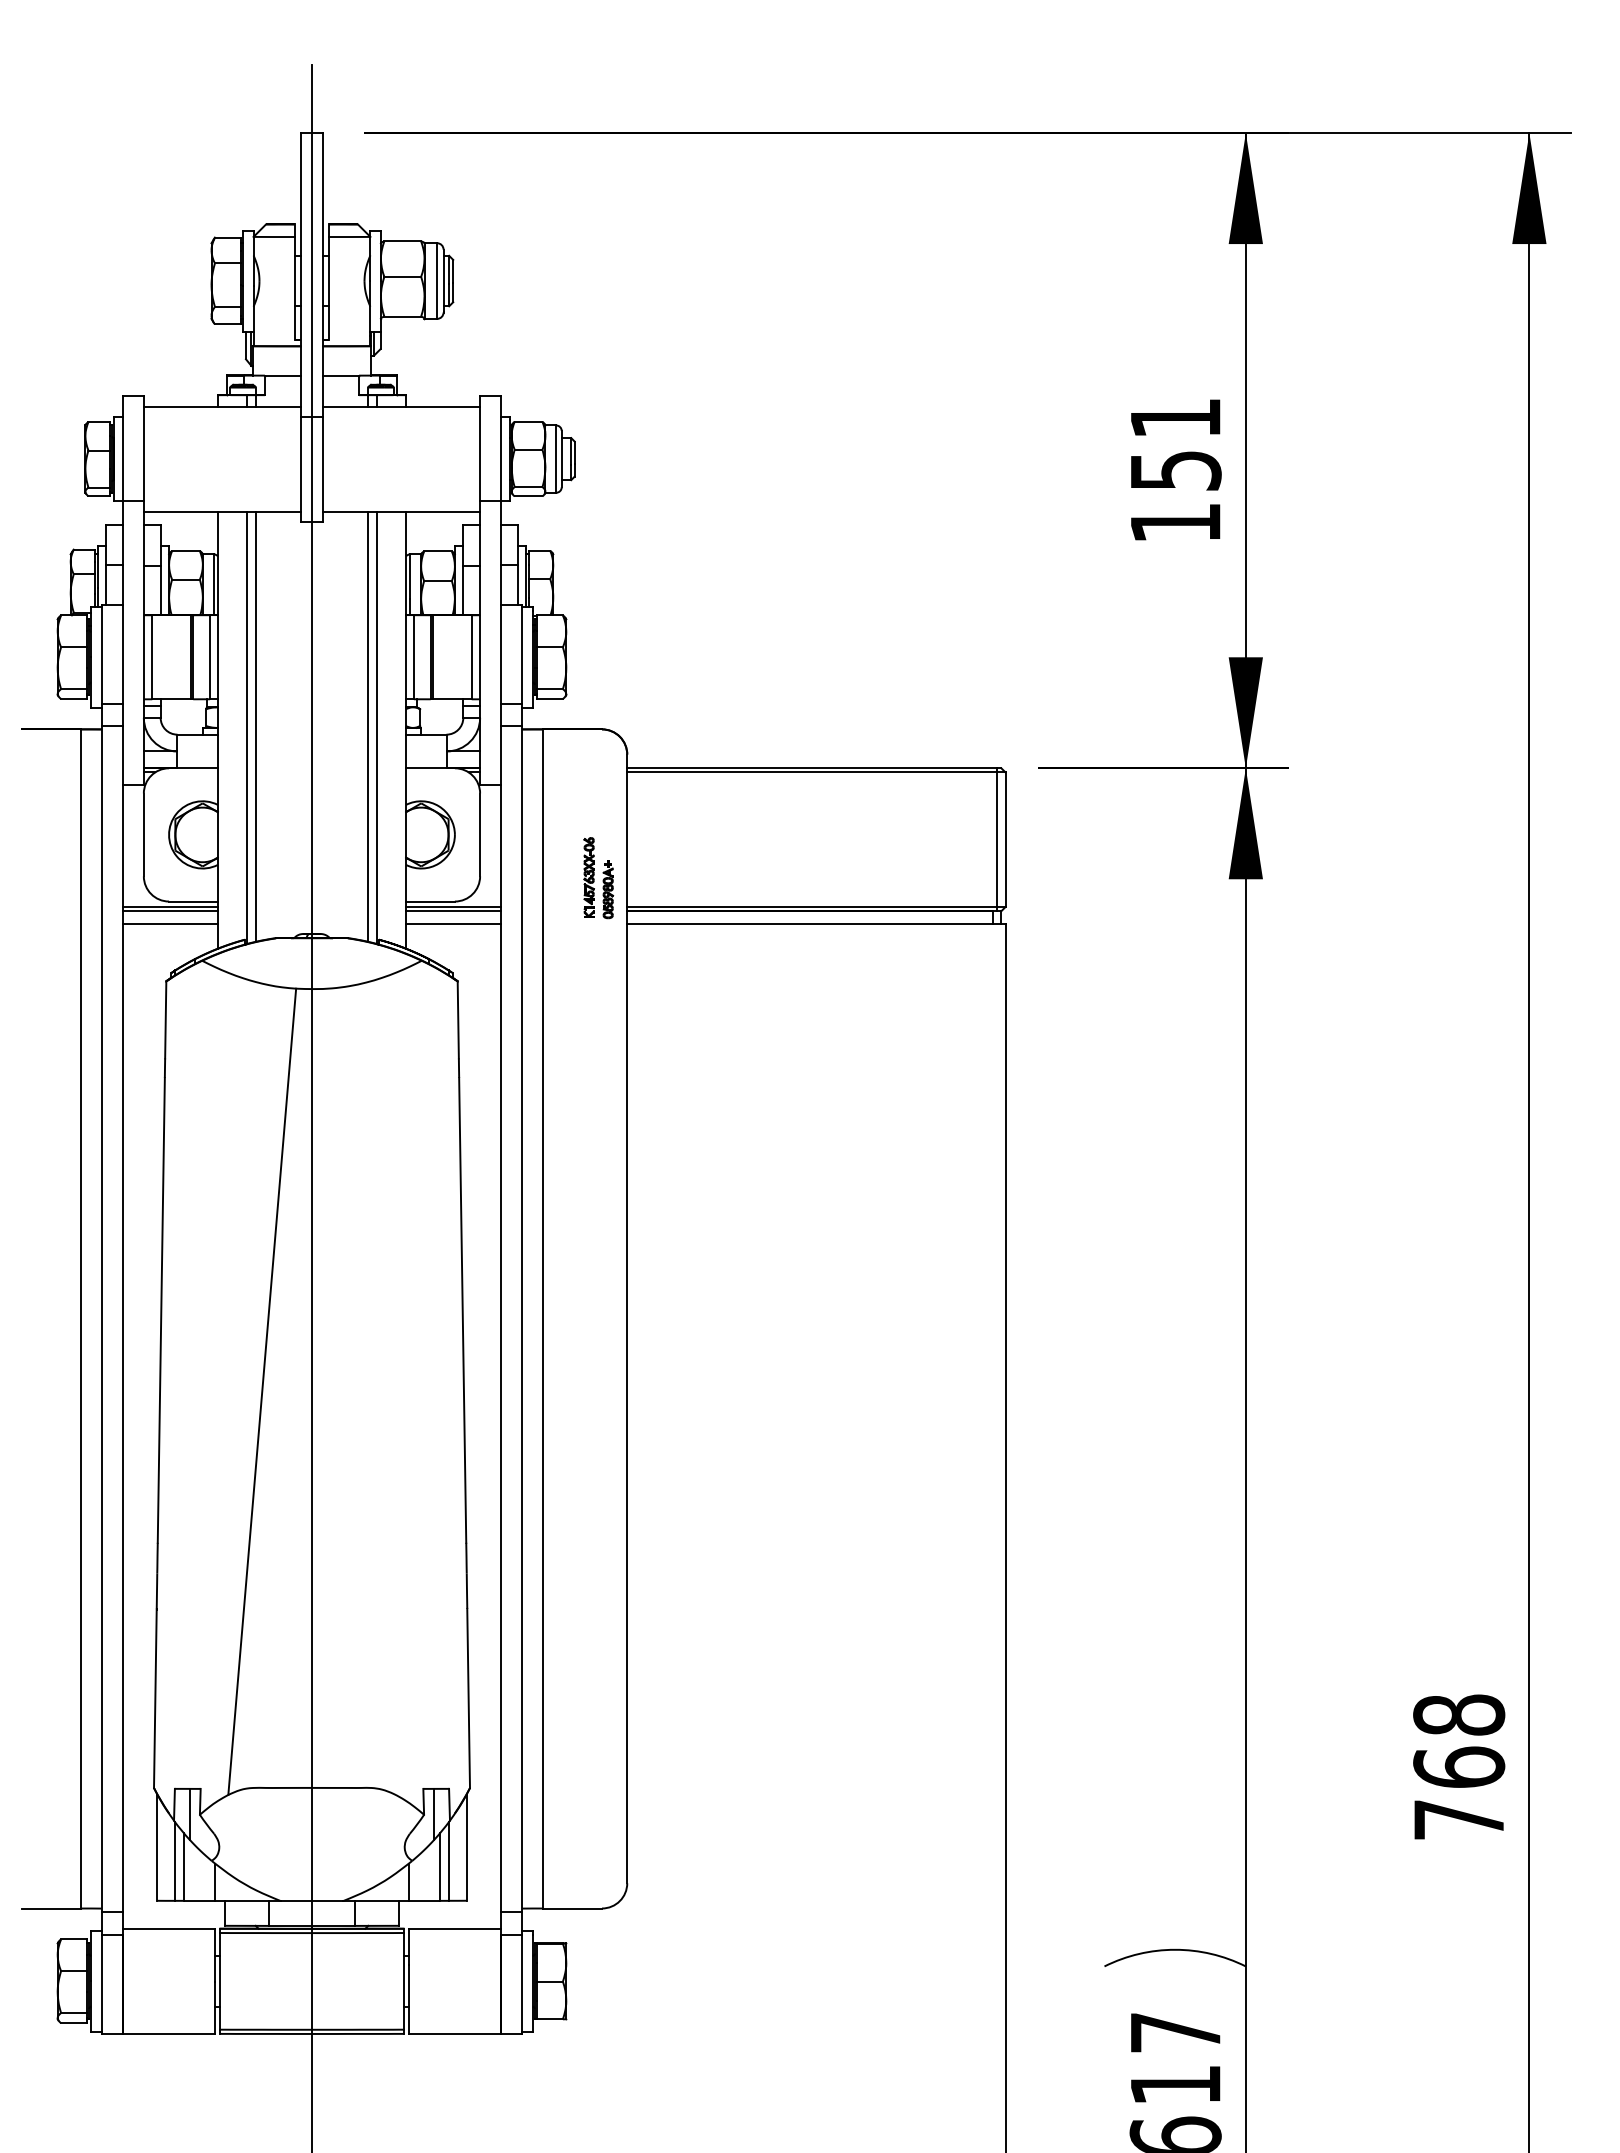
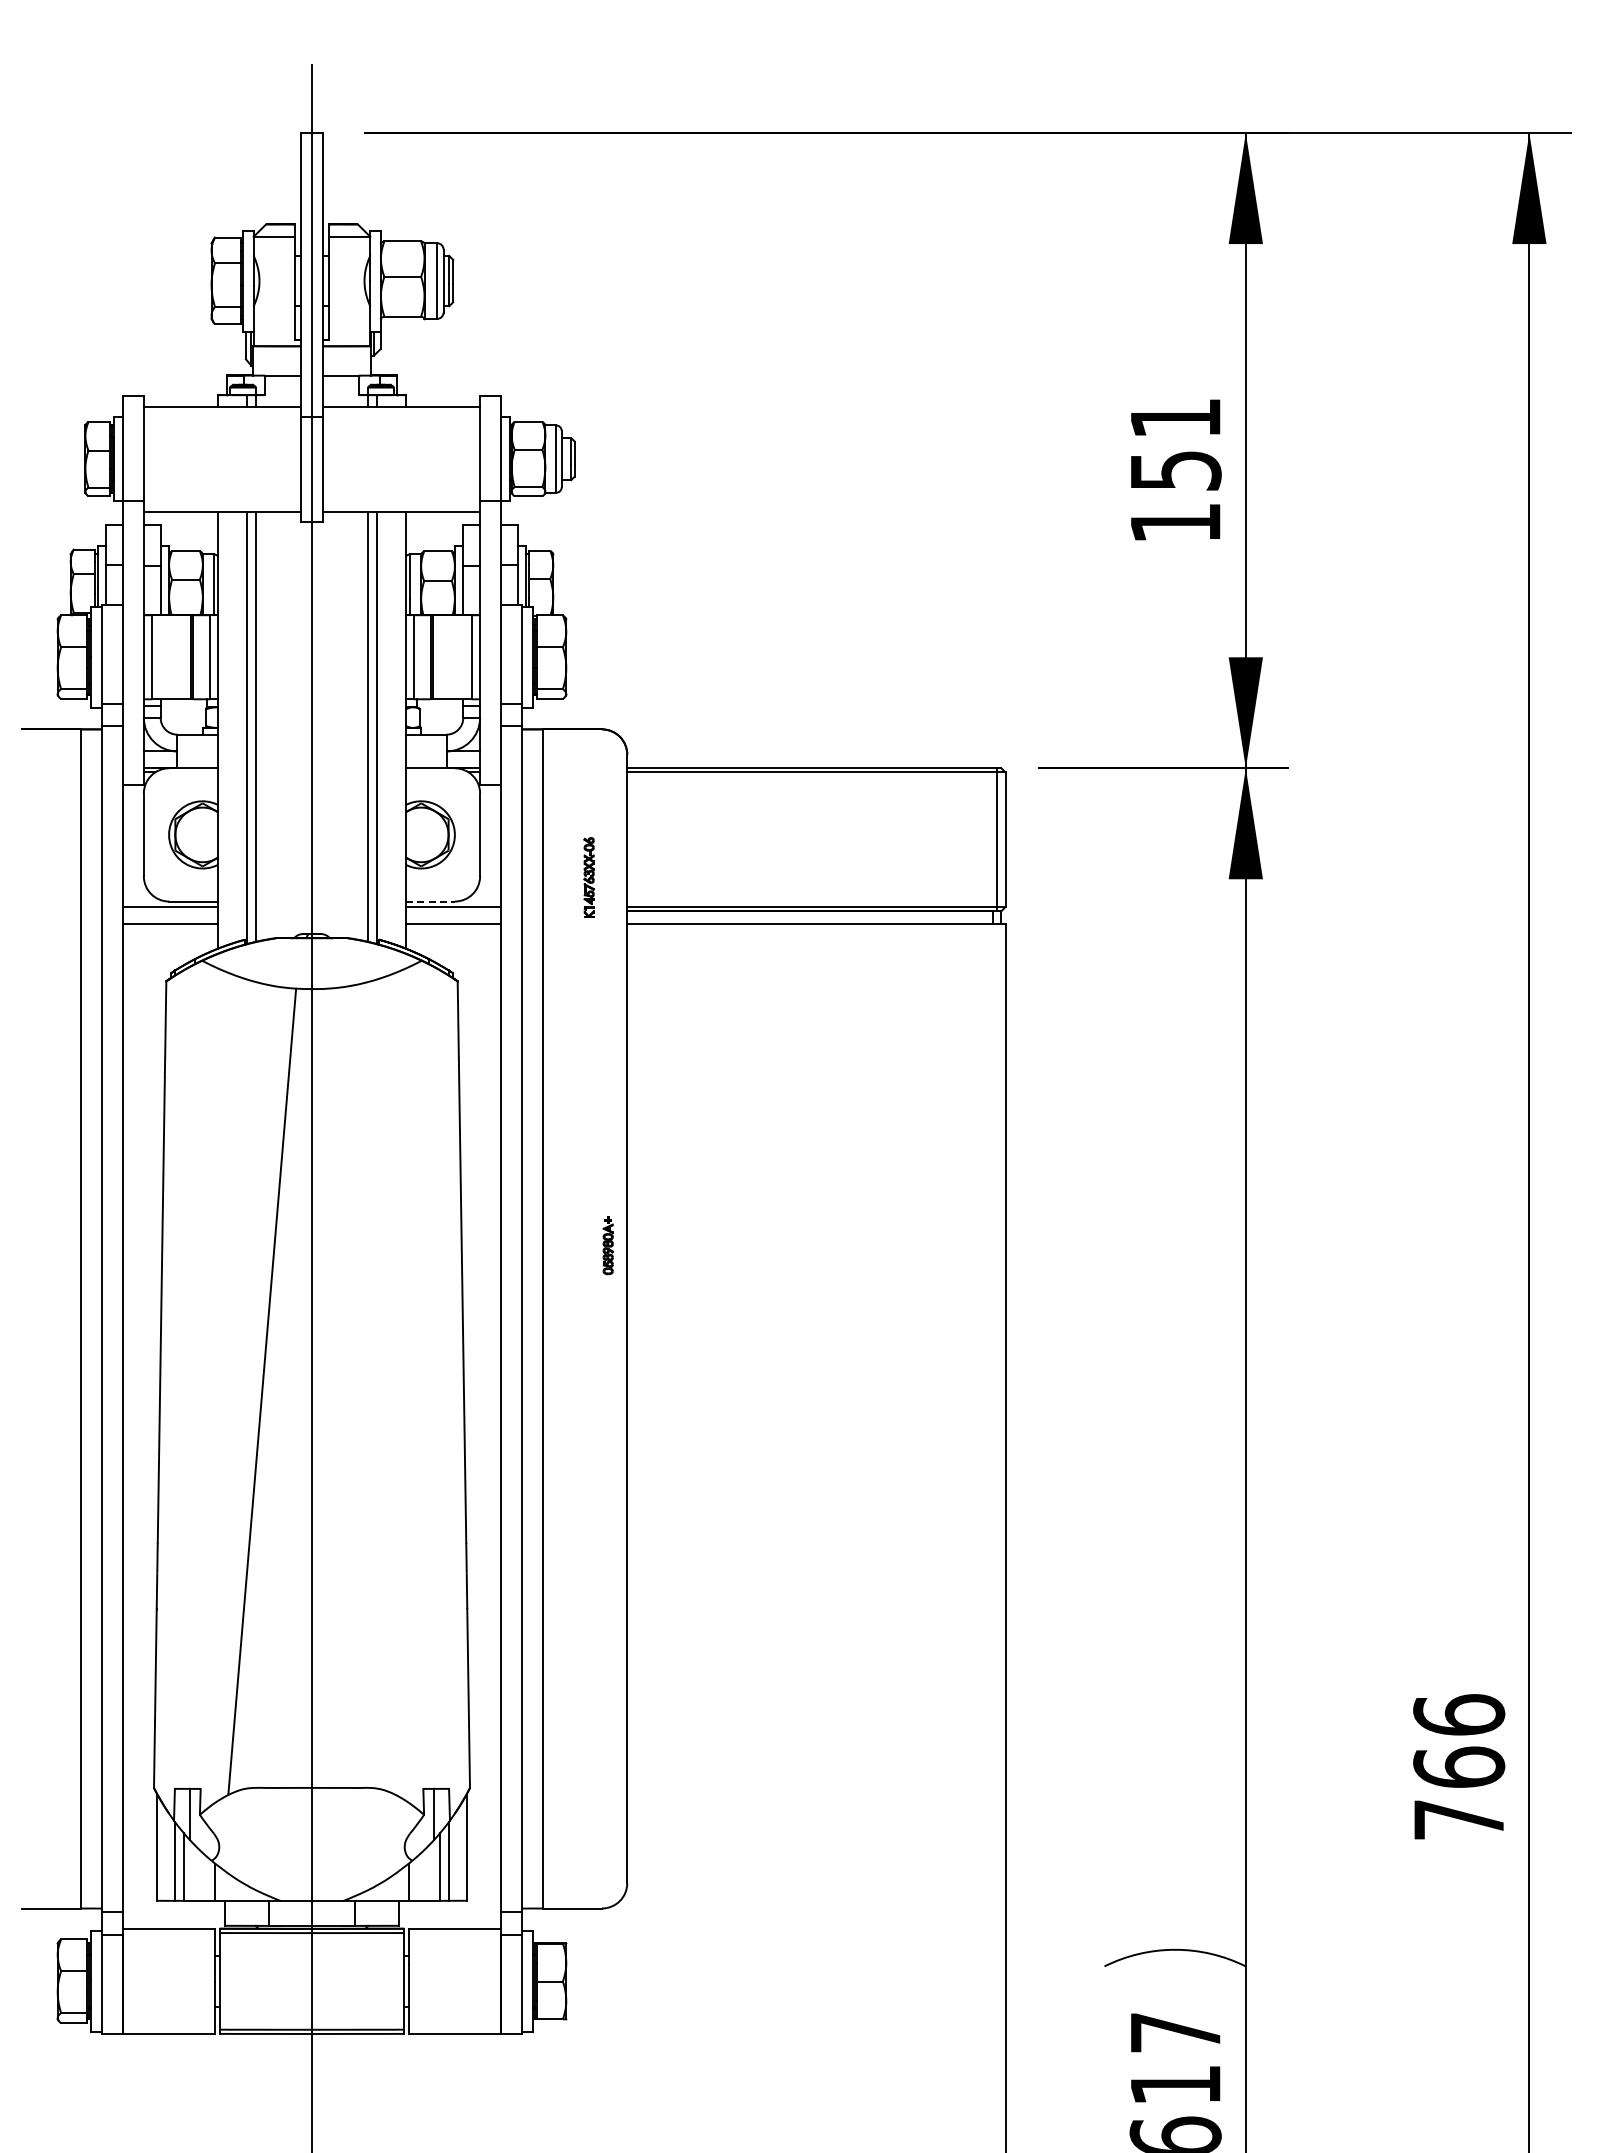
part position: (608, 889) -> (608, 1245) (608, 1245)
line: solid -> dashed (431, 901)
line: present -> none (169, 911)
line: present -> none (453, 911)
text: 768 -> 766 (1459, 1714)
